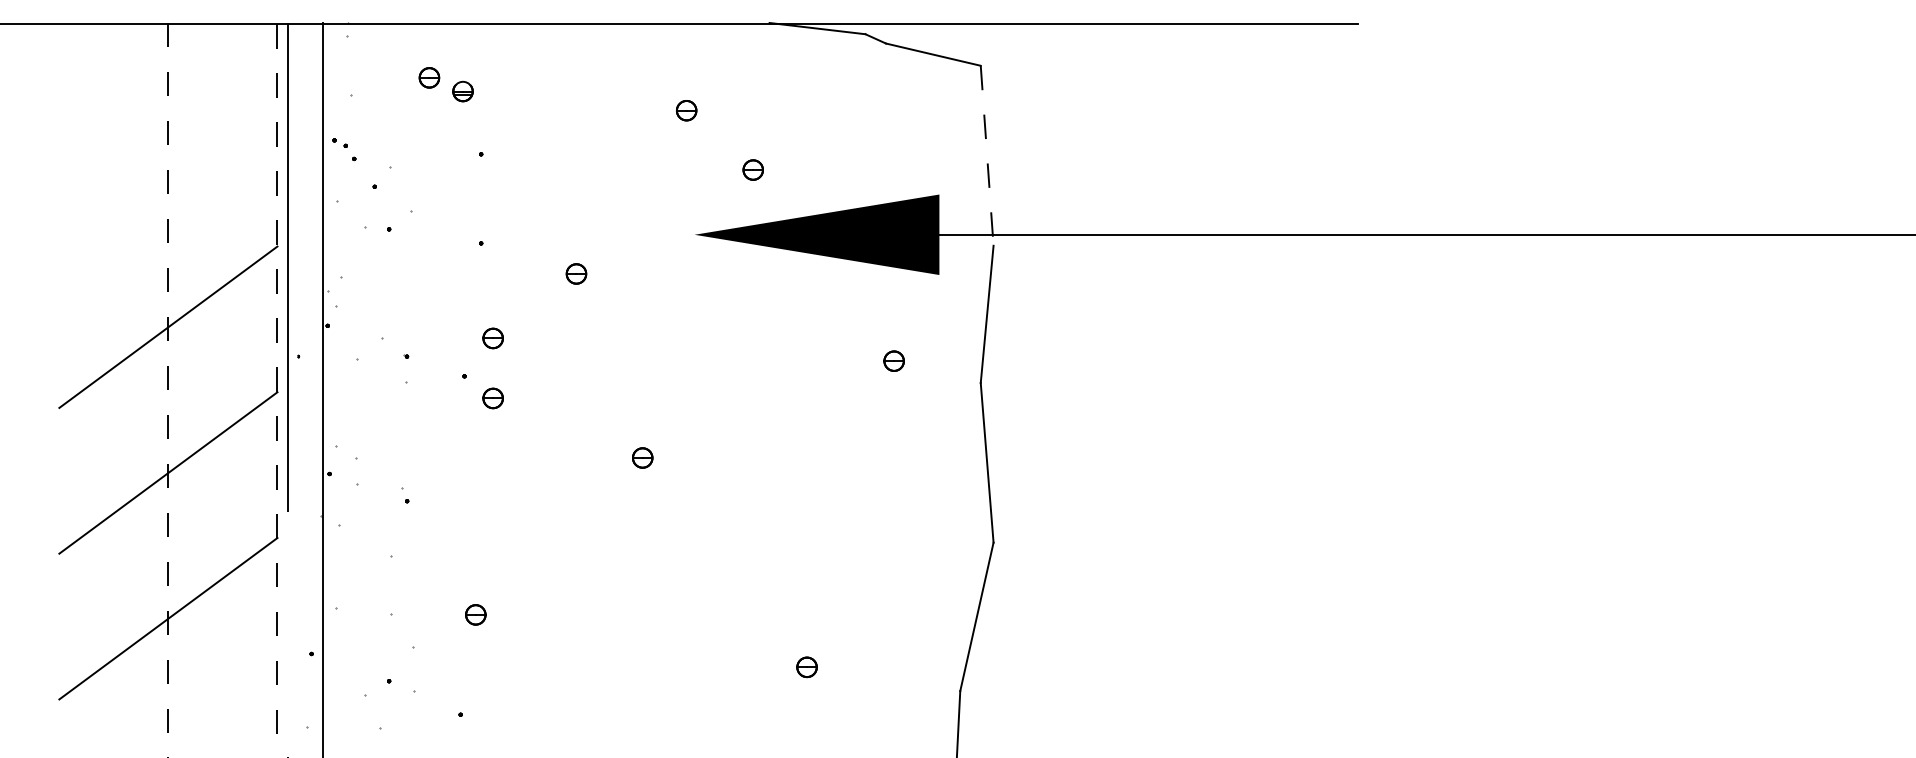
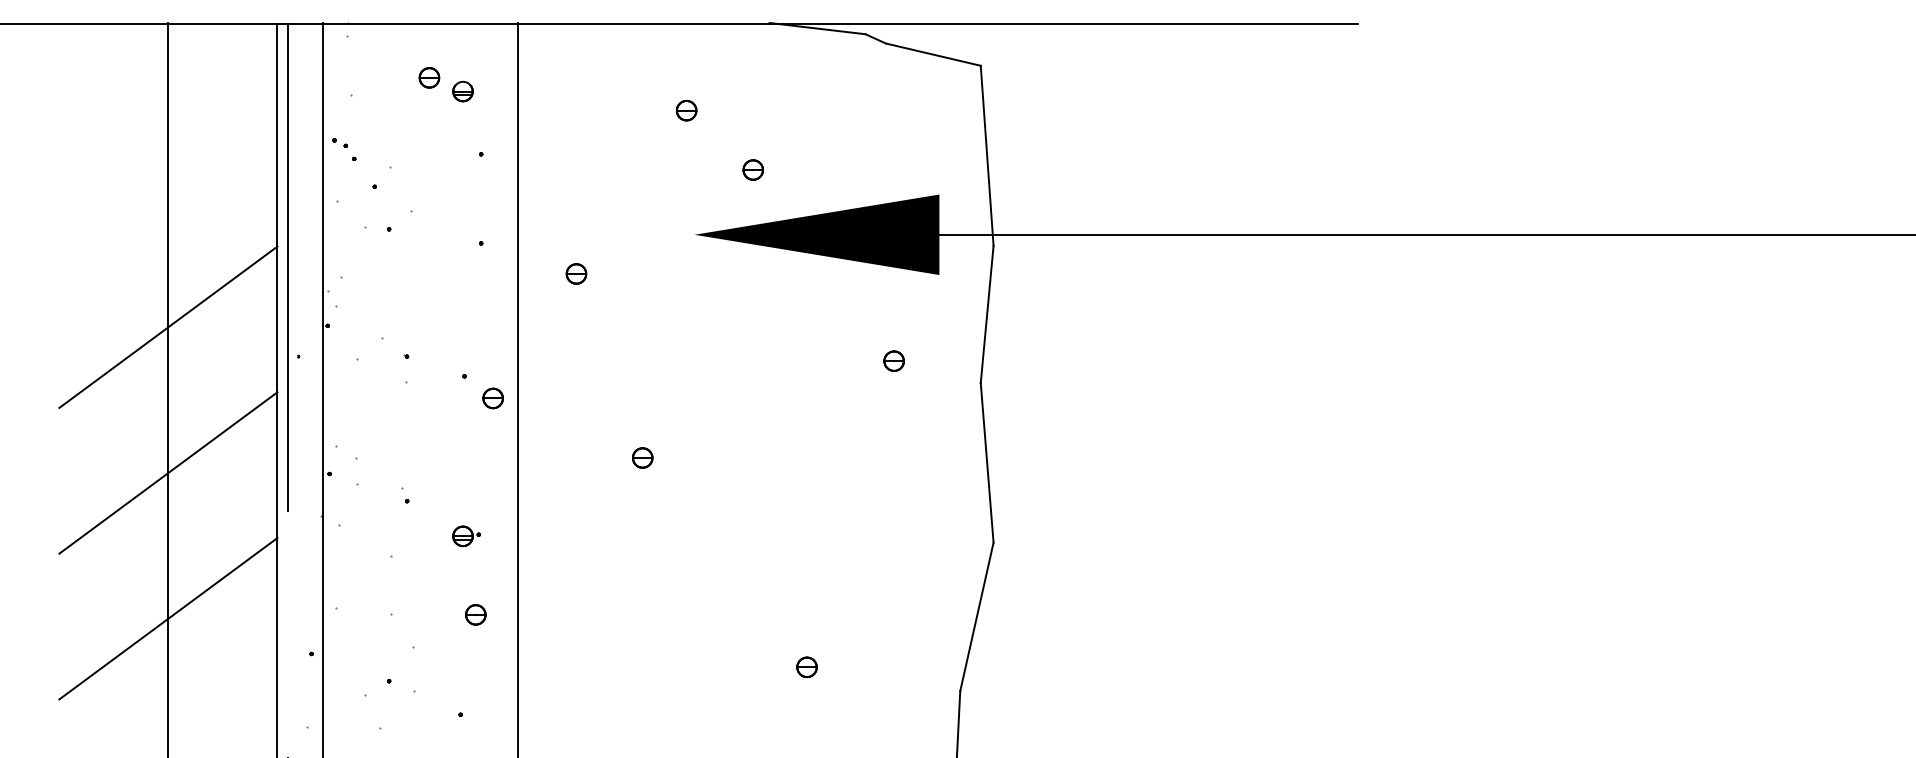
line: dashed -> solid (987, 156)
part: present -> none (492, 338)
line: none -> present (518, 388)
line: dashed -> solid (168, 390)
line: dashed -> solid (277, 391)
part: none -> present (466, 536)
